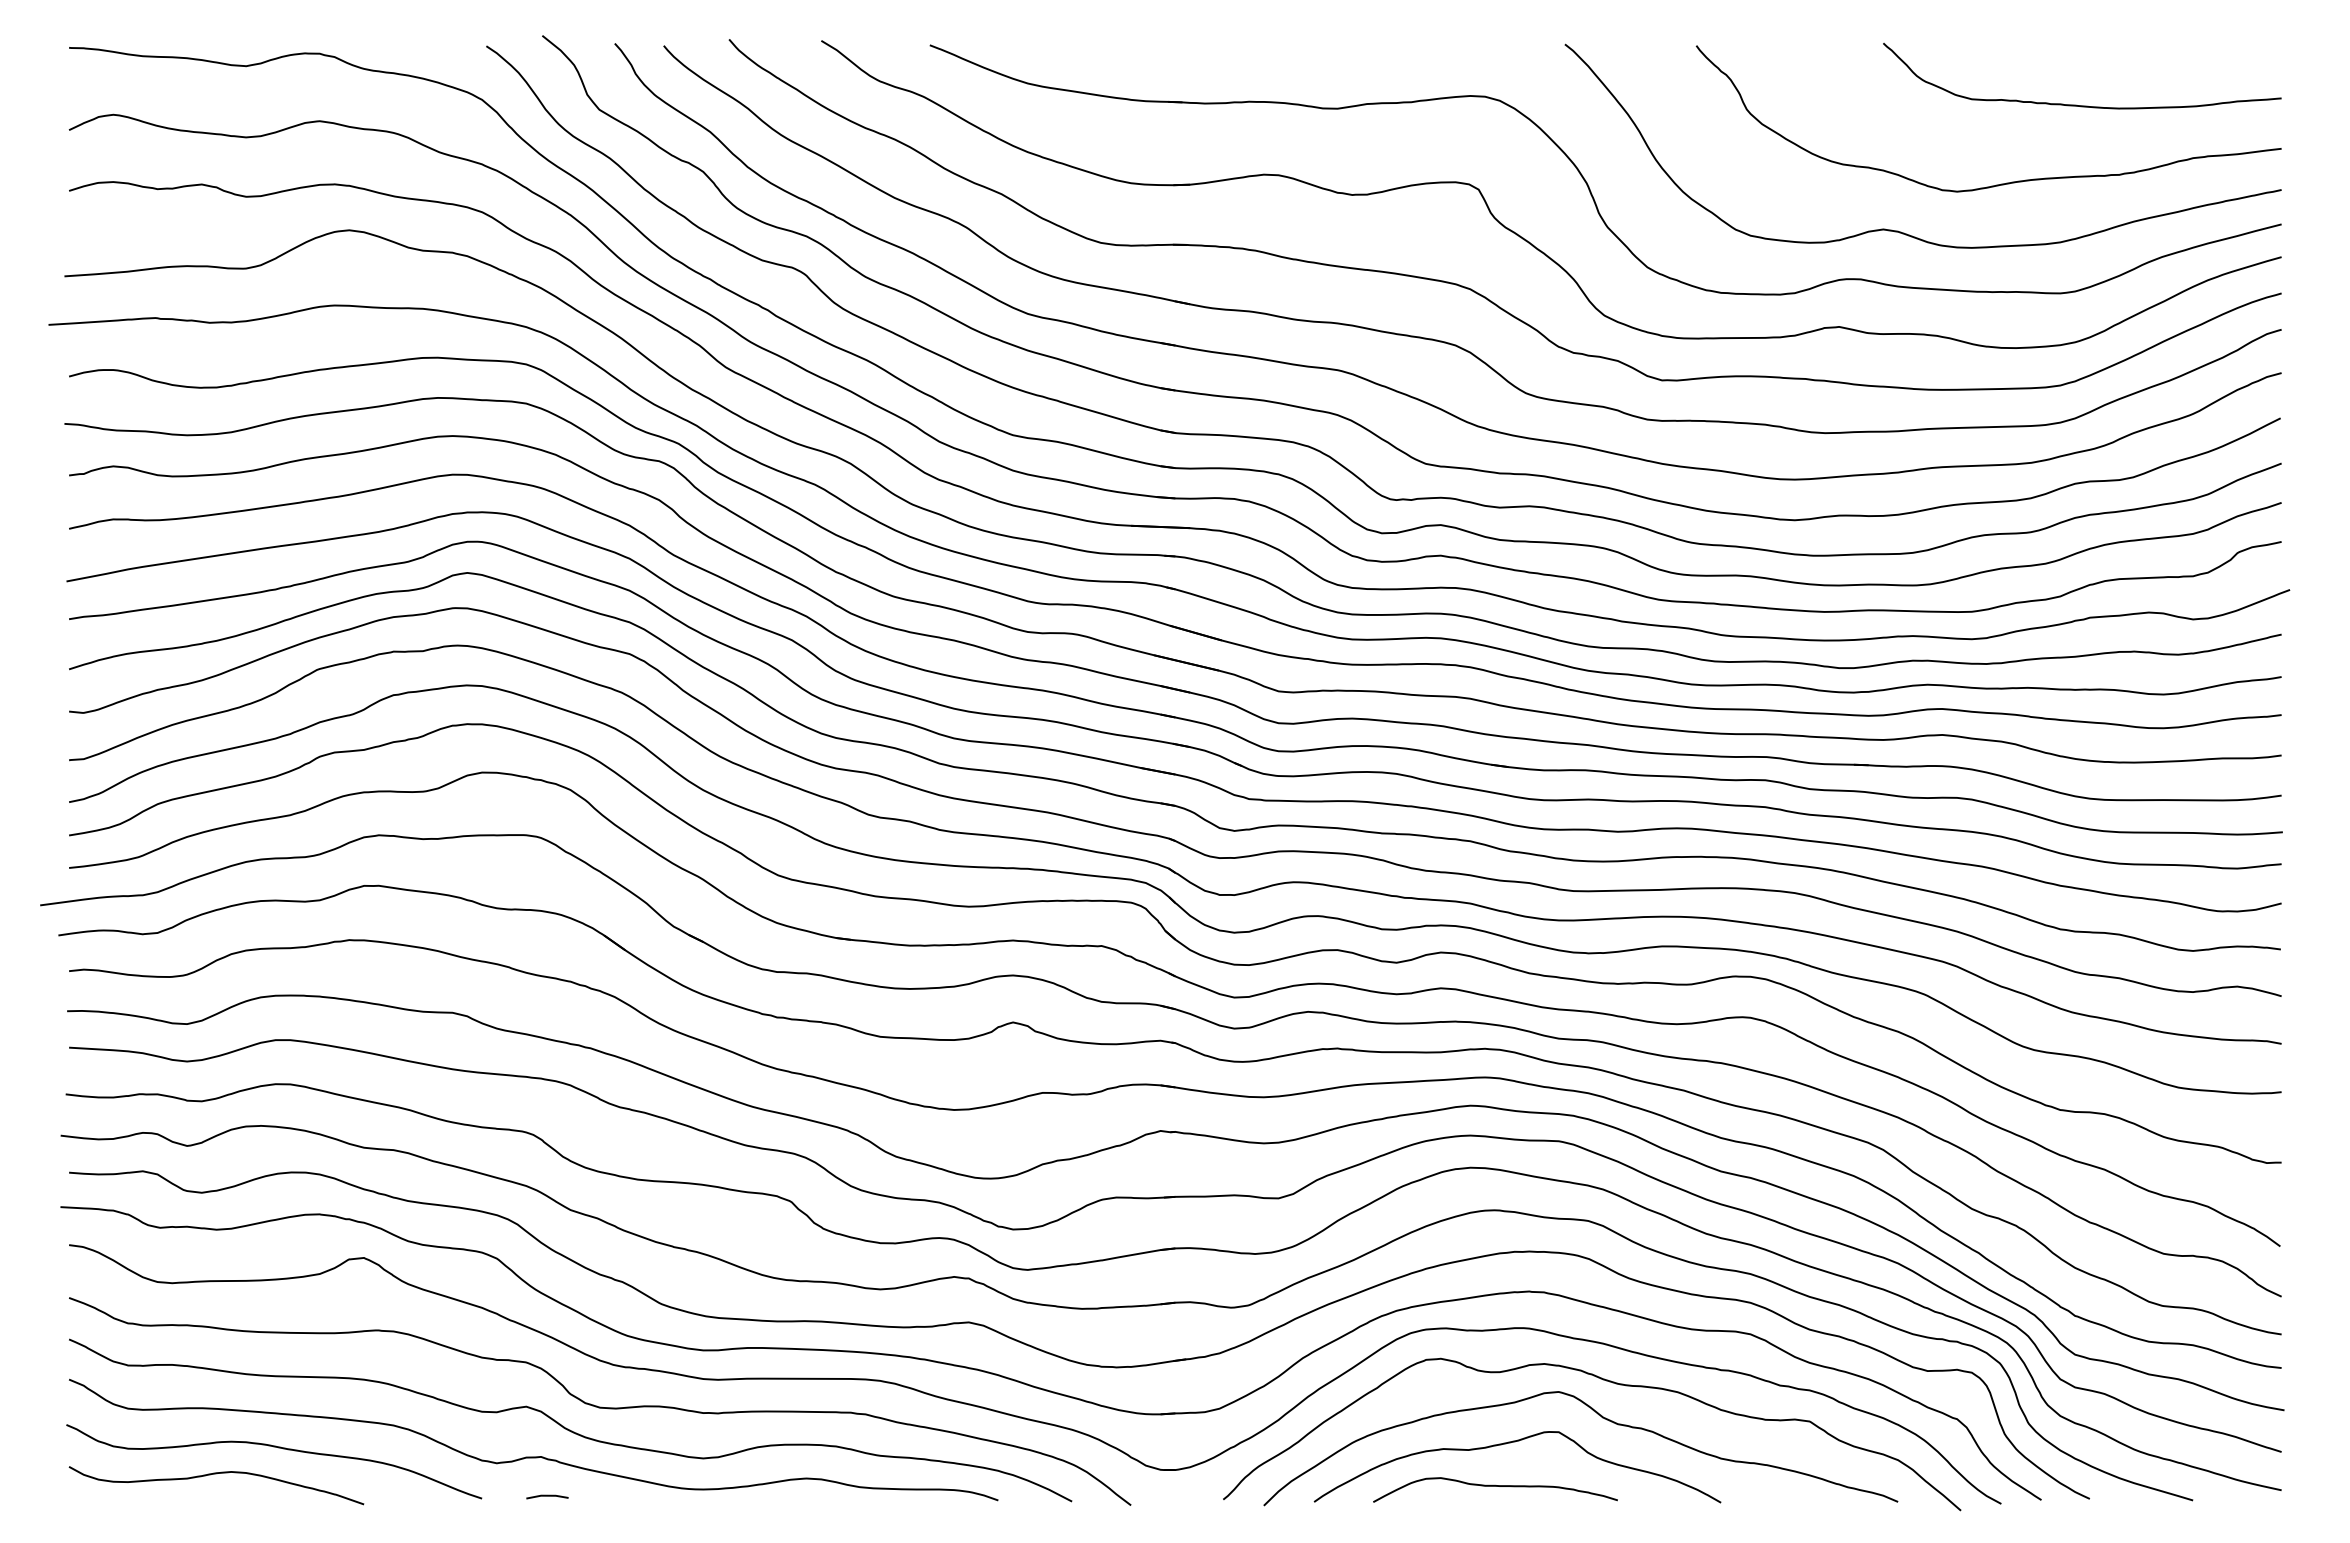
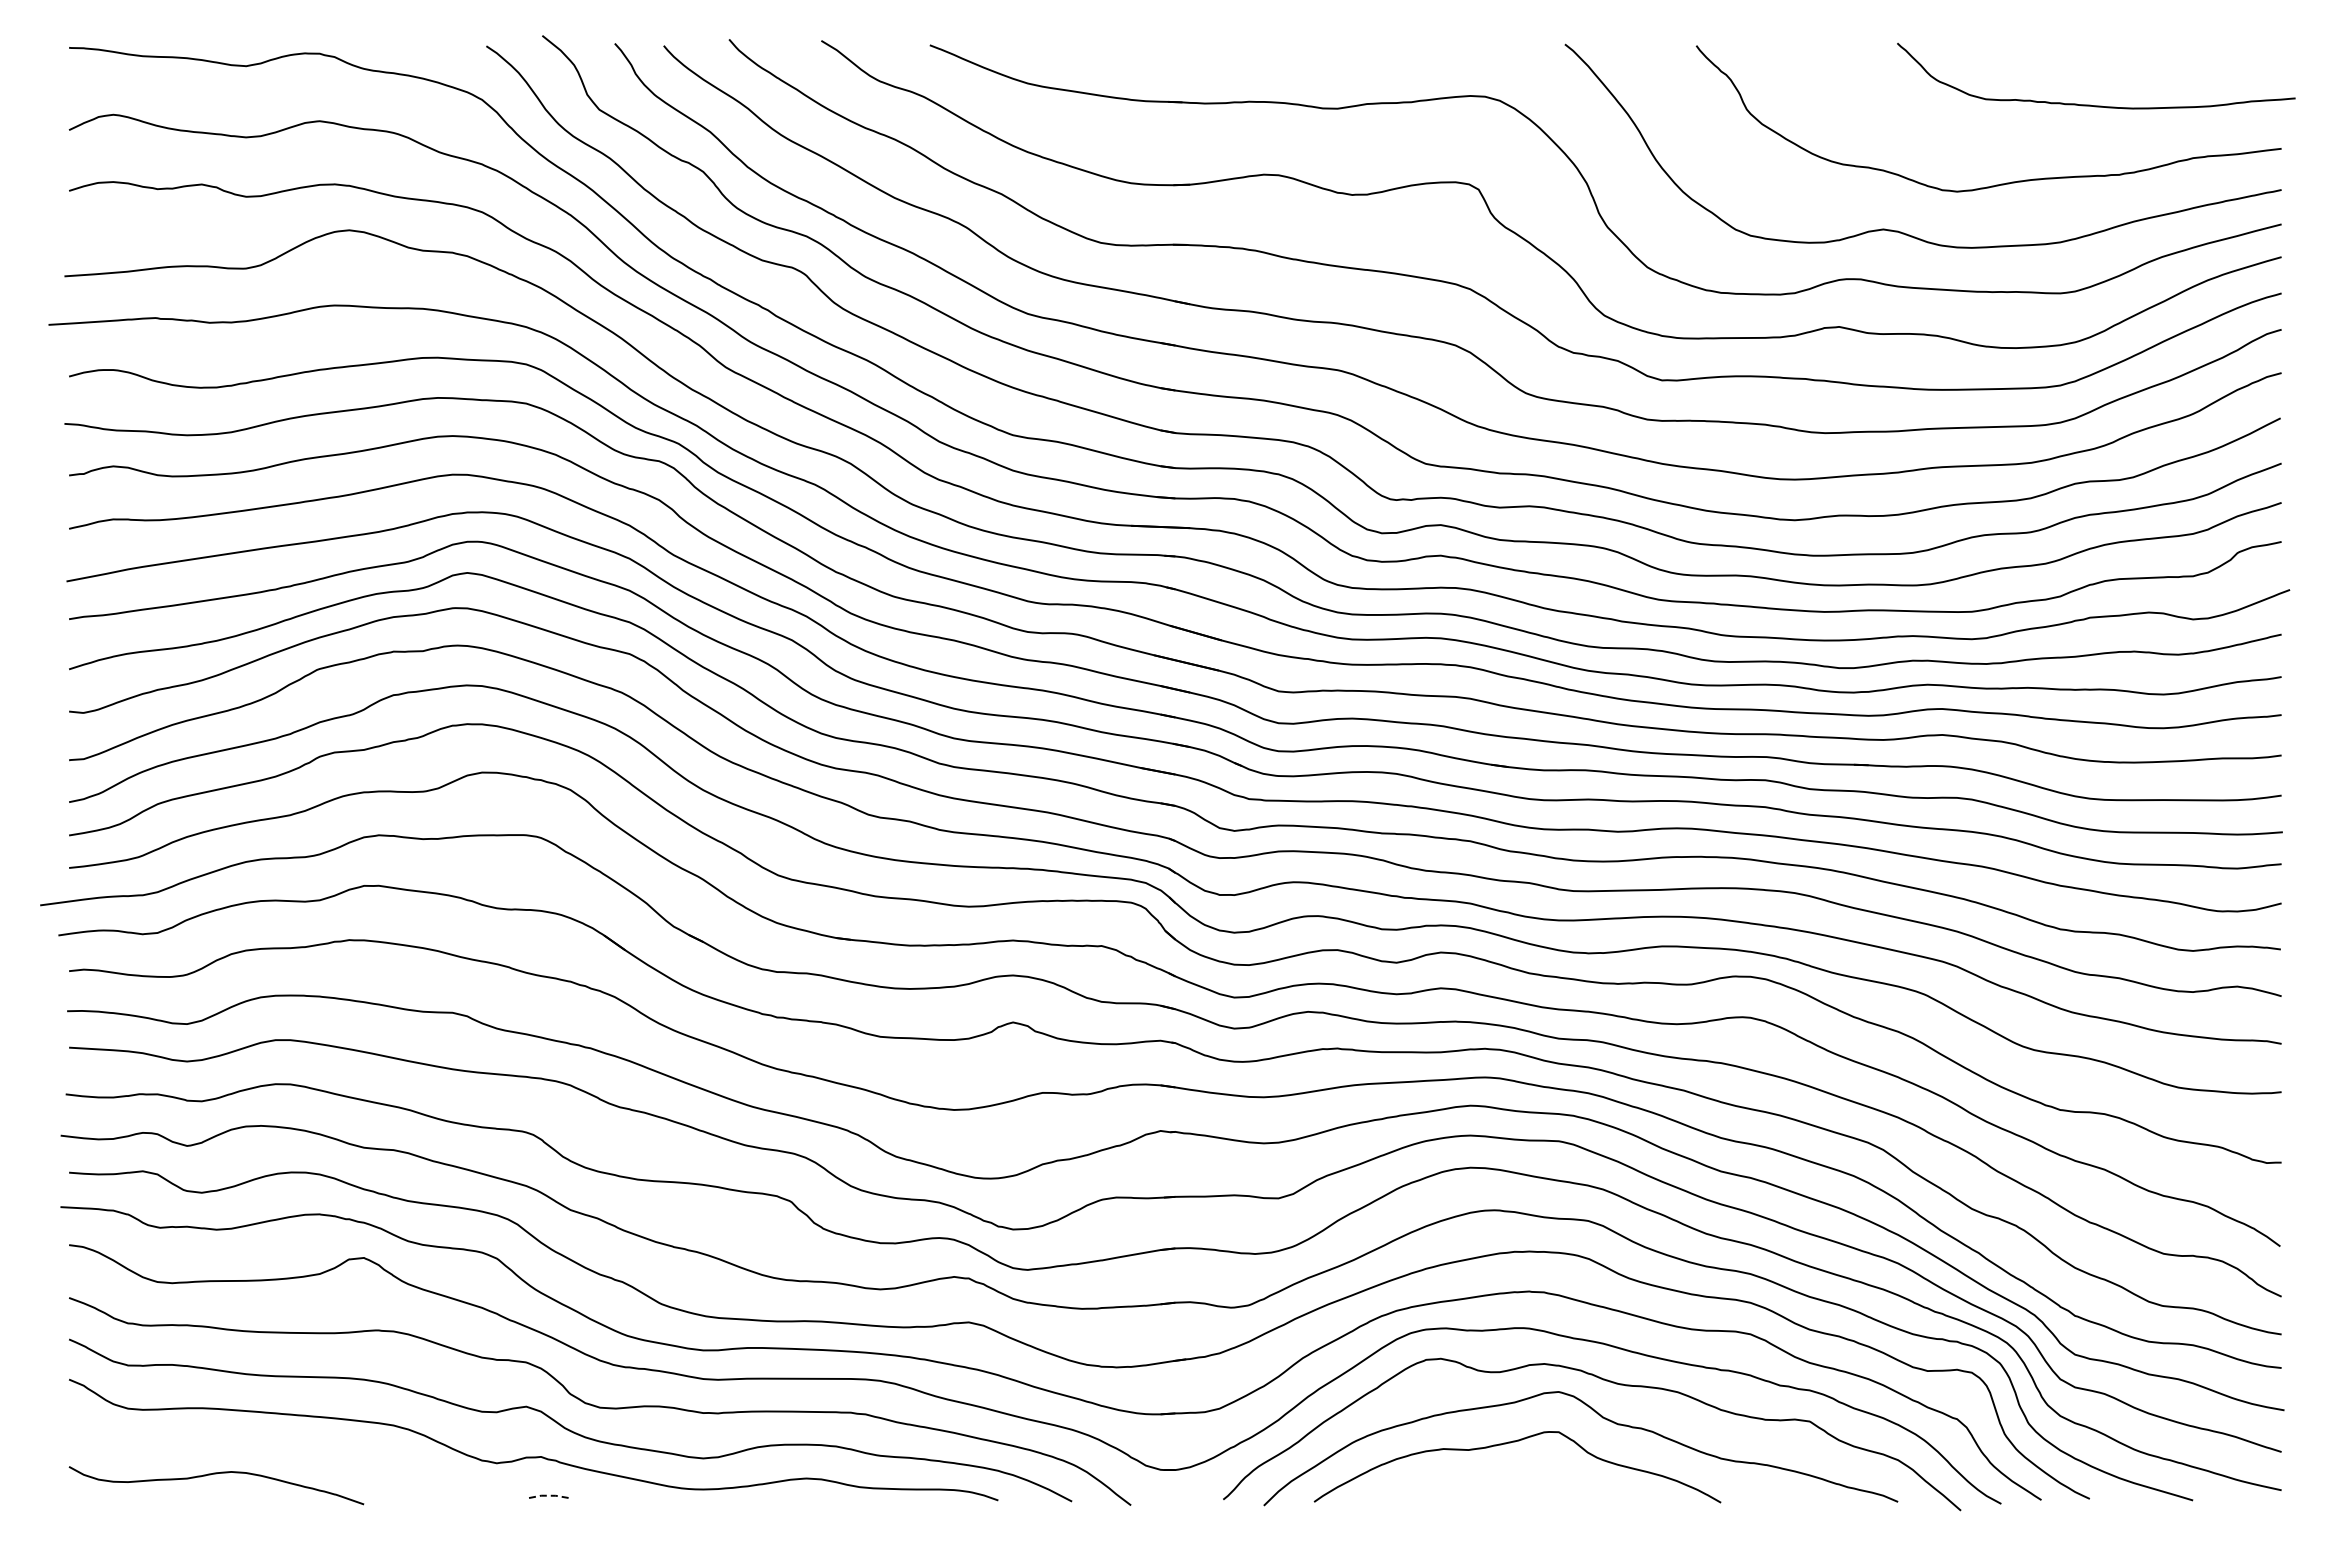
curve position: (2076, 104) -> (2090, 104) (2090, 104)
curve: present -> none (278, 1448)
curve: present -> none (1495, 1486)
line: solid -> dashed (547, 1495)
